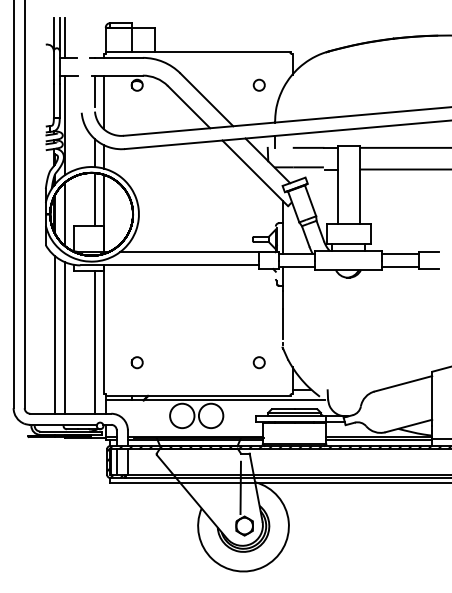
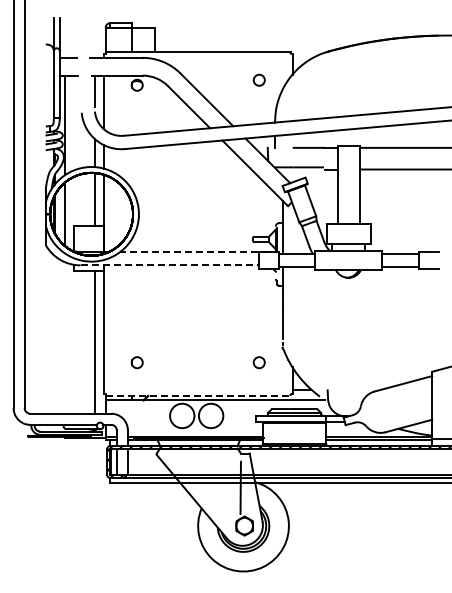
line: present -> none (64, 37)
circle position: (258, 84) -> (258, 79) (258, 79)
line: solid -> dashed (194, 252)
line: solid -> dashed (170, 265)
line: present -> none (54, 334)
line: present -> none (64, 337)
line: solid -> dashed (198, 395)
